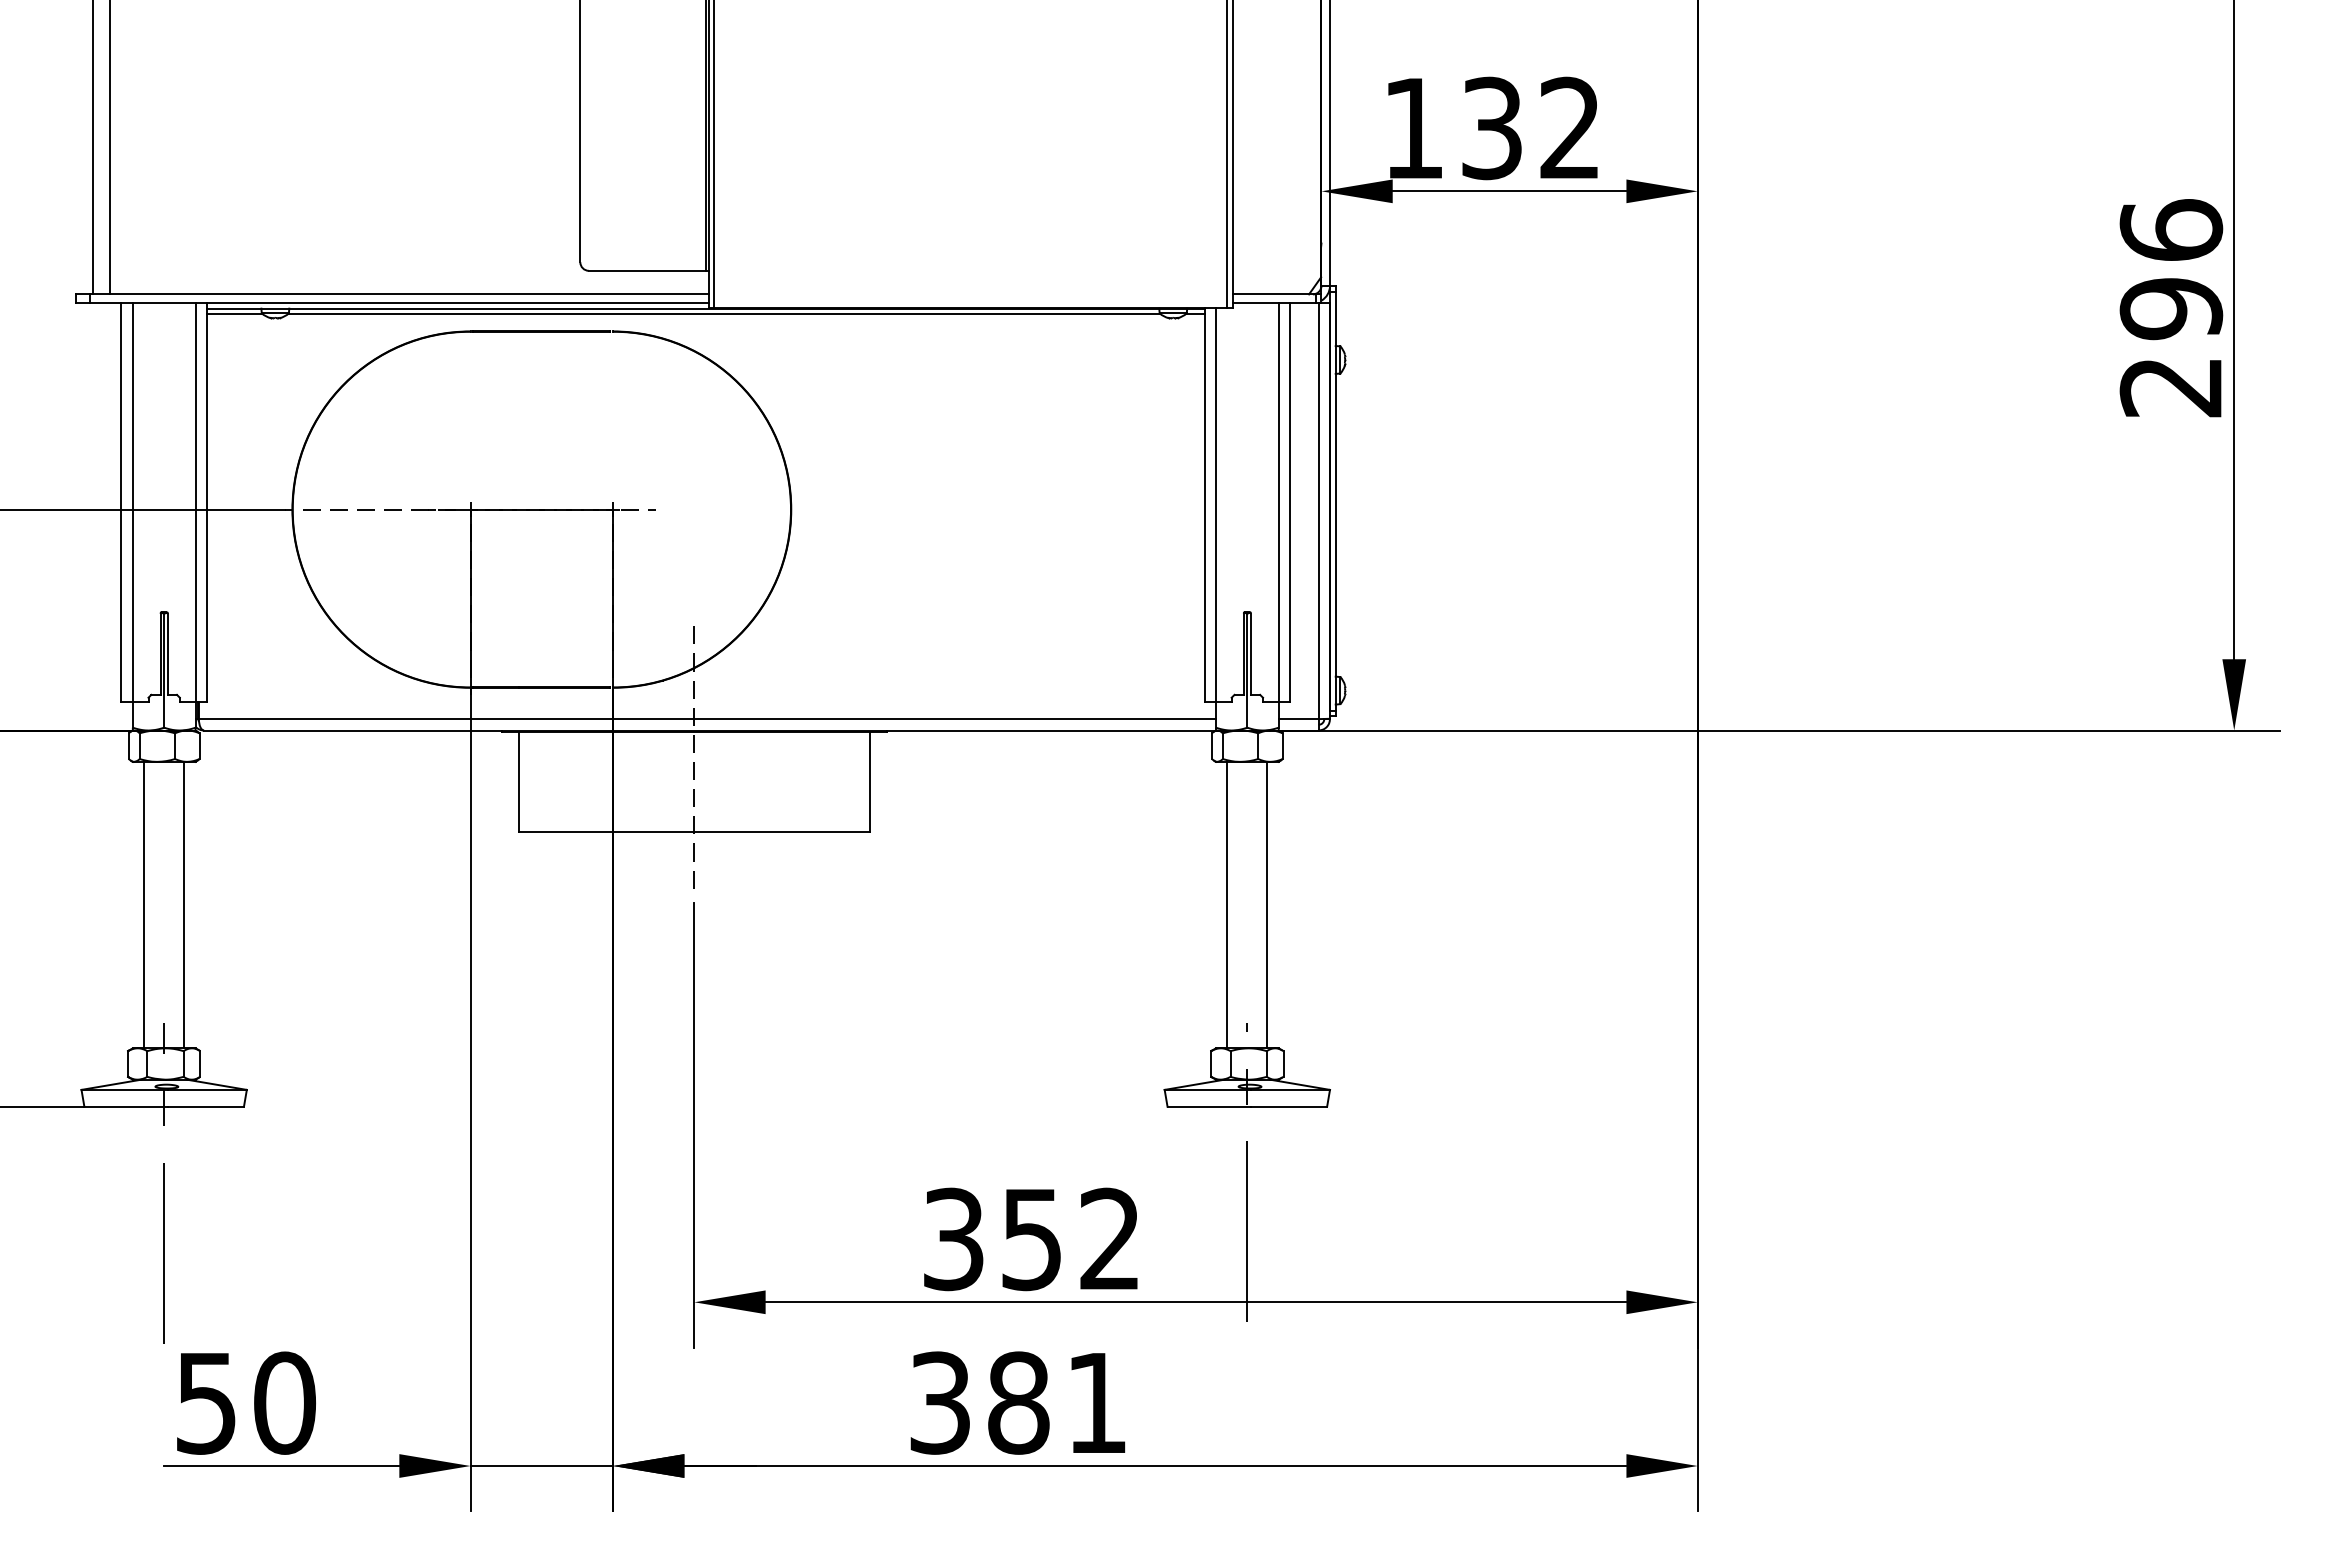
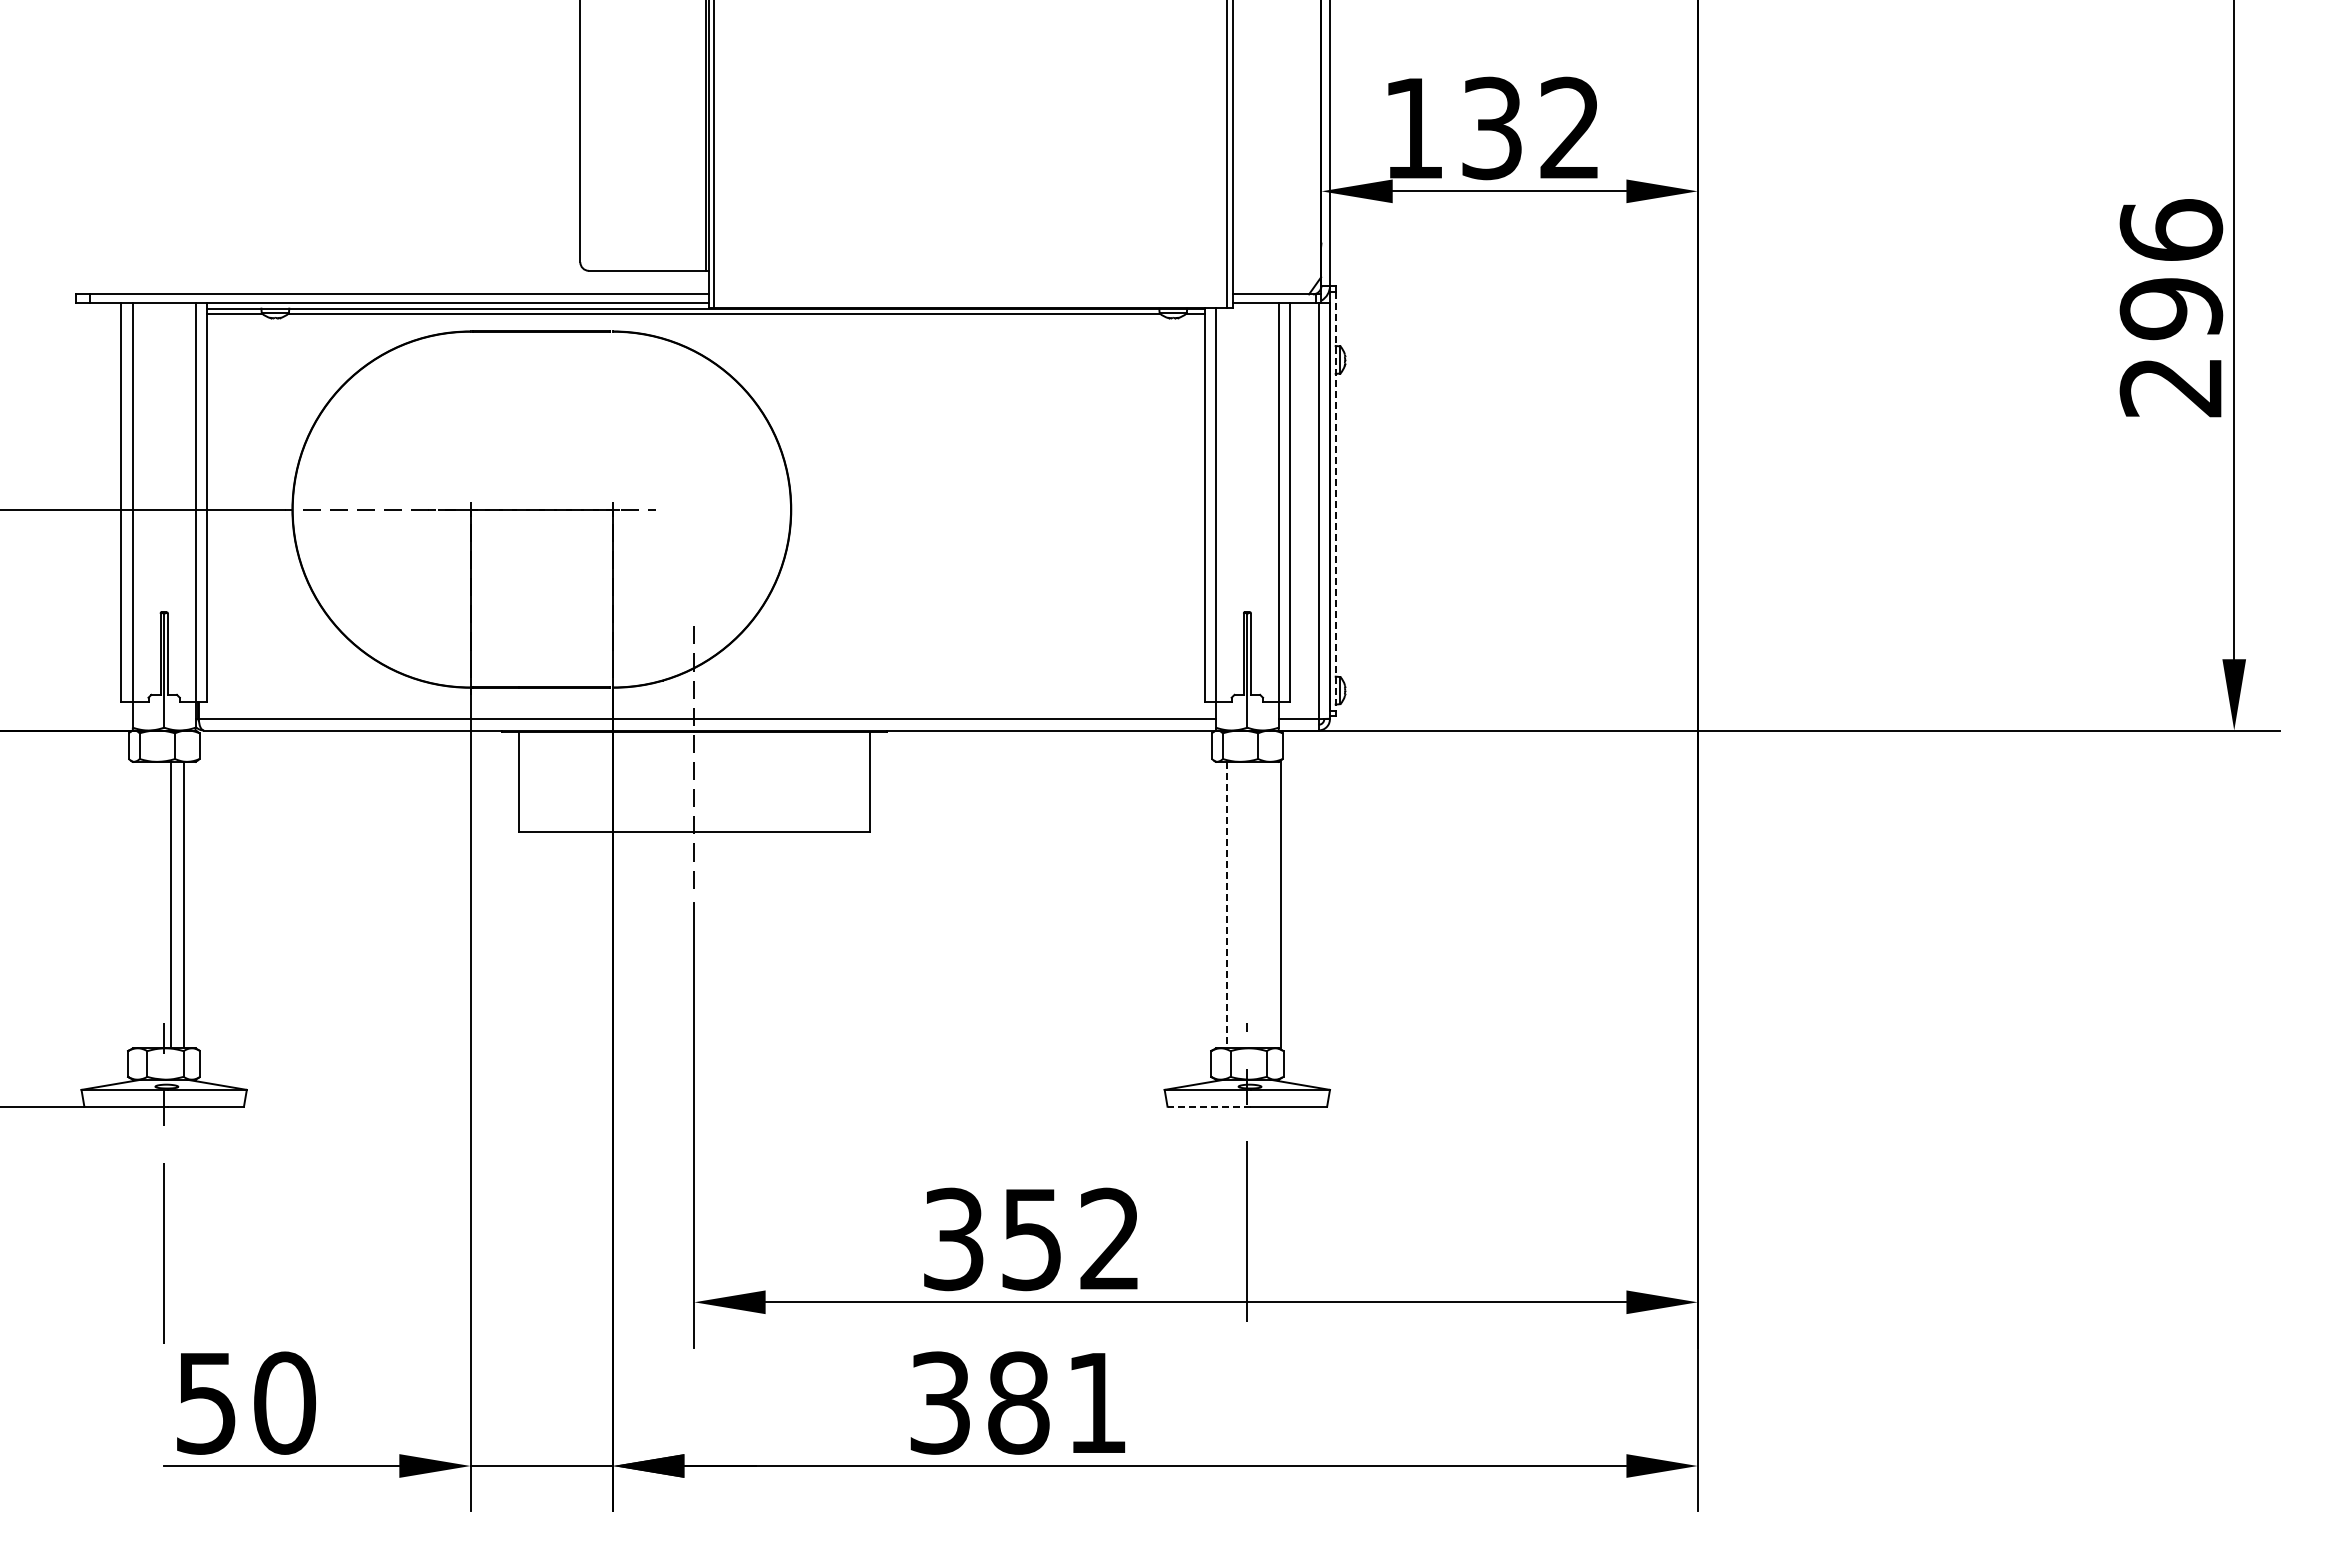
line: present -> none (92, 148)
line: present -> none (110, 148)
line: solid -> dashed (1335, 501)
line position: (144, 904) -> (171, 904) (171, 904)
line position: (1267, 904) -> (1281, 904) (1281, 904)
line: solid -> dashed (1227, 905)
line: solid -> dashed (1209, 1106)
